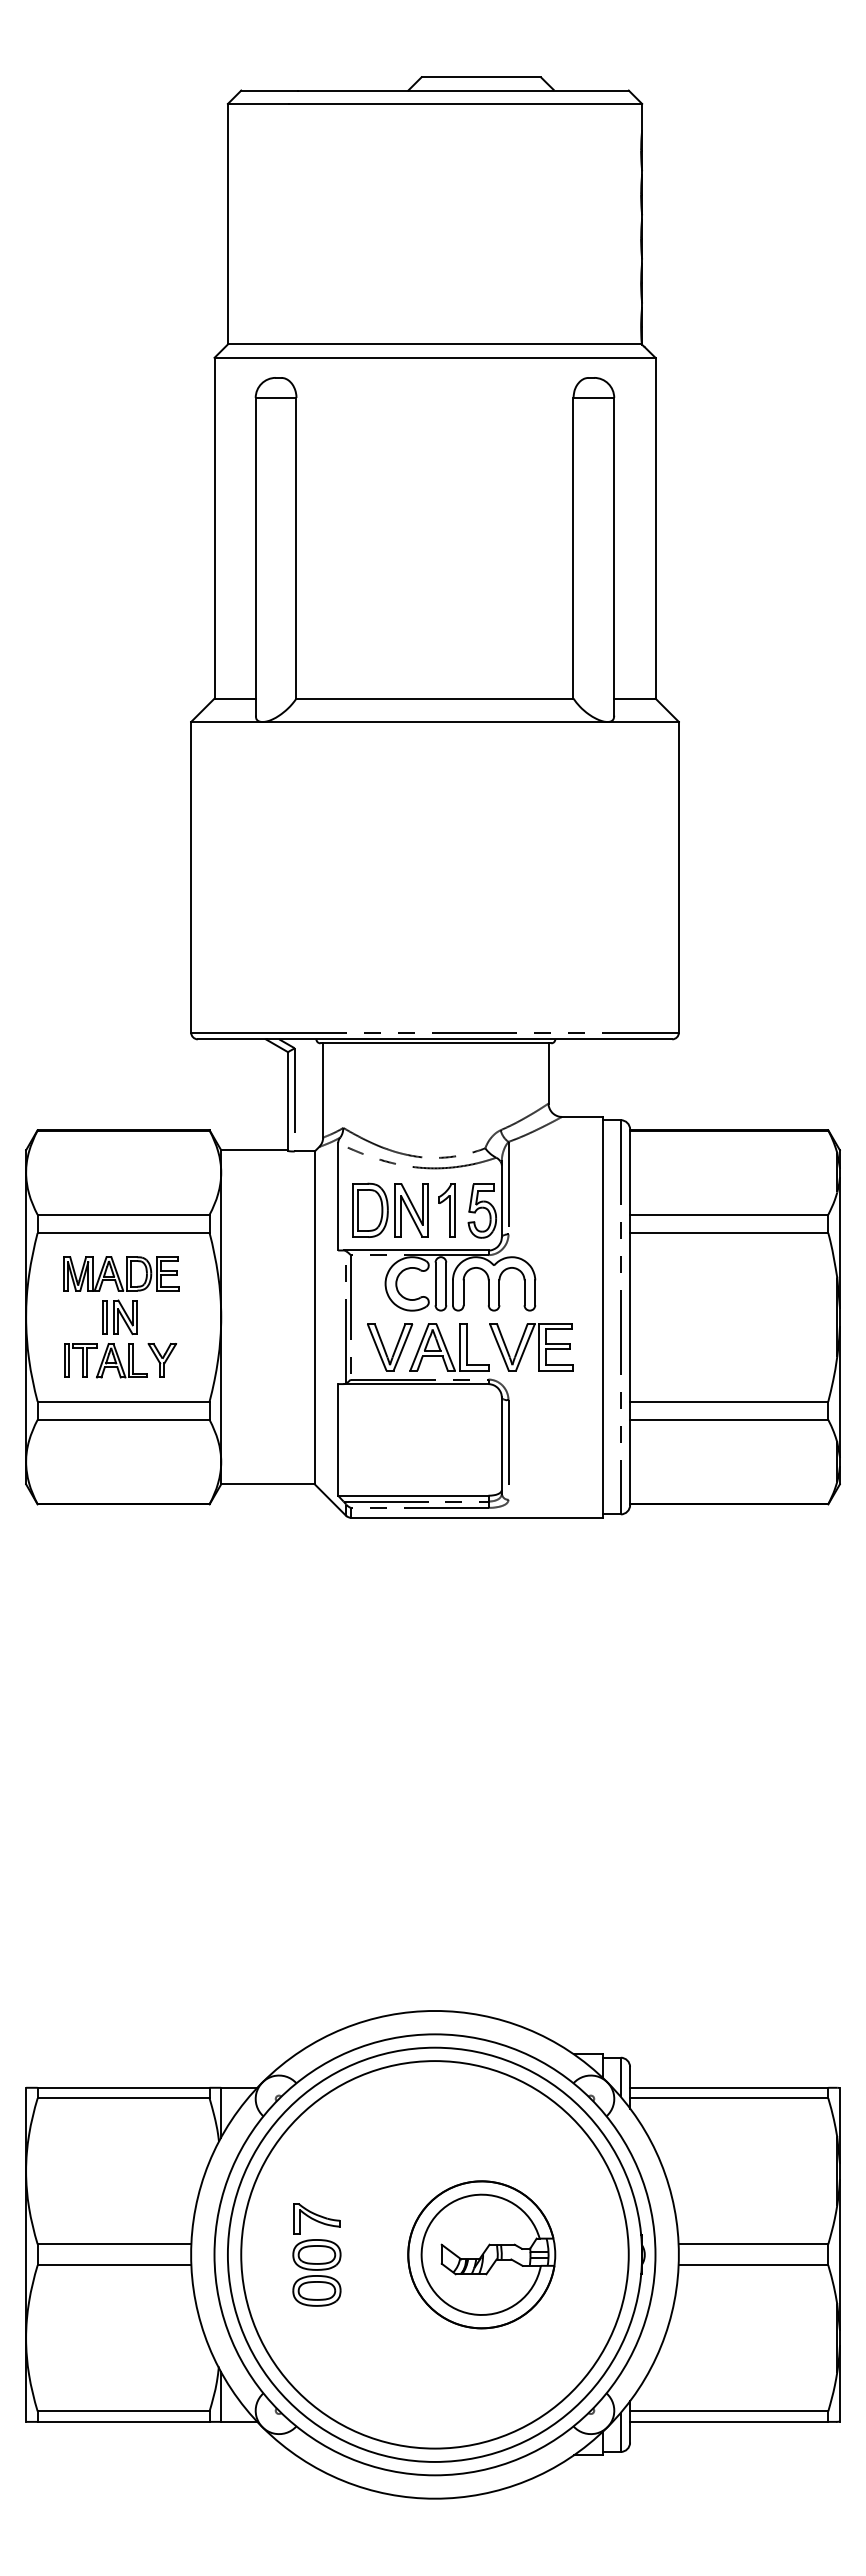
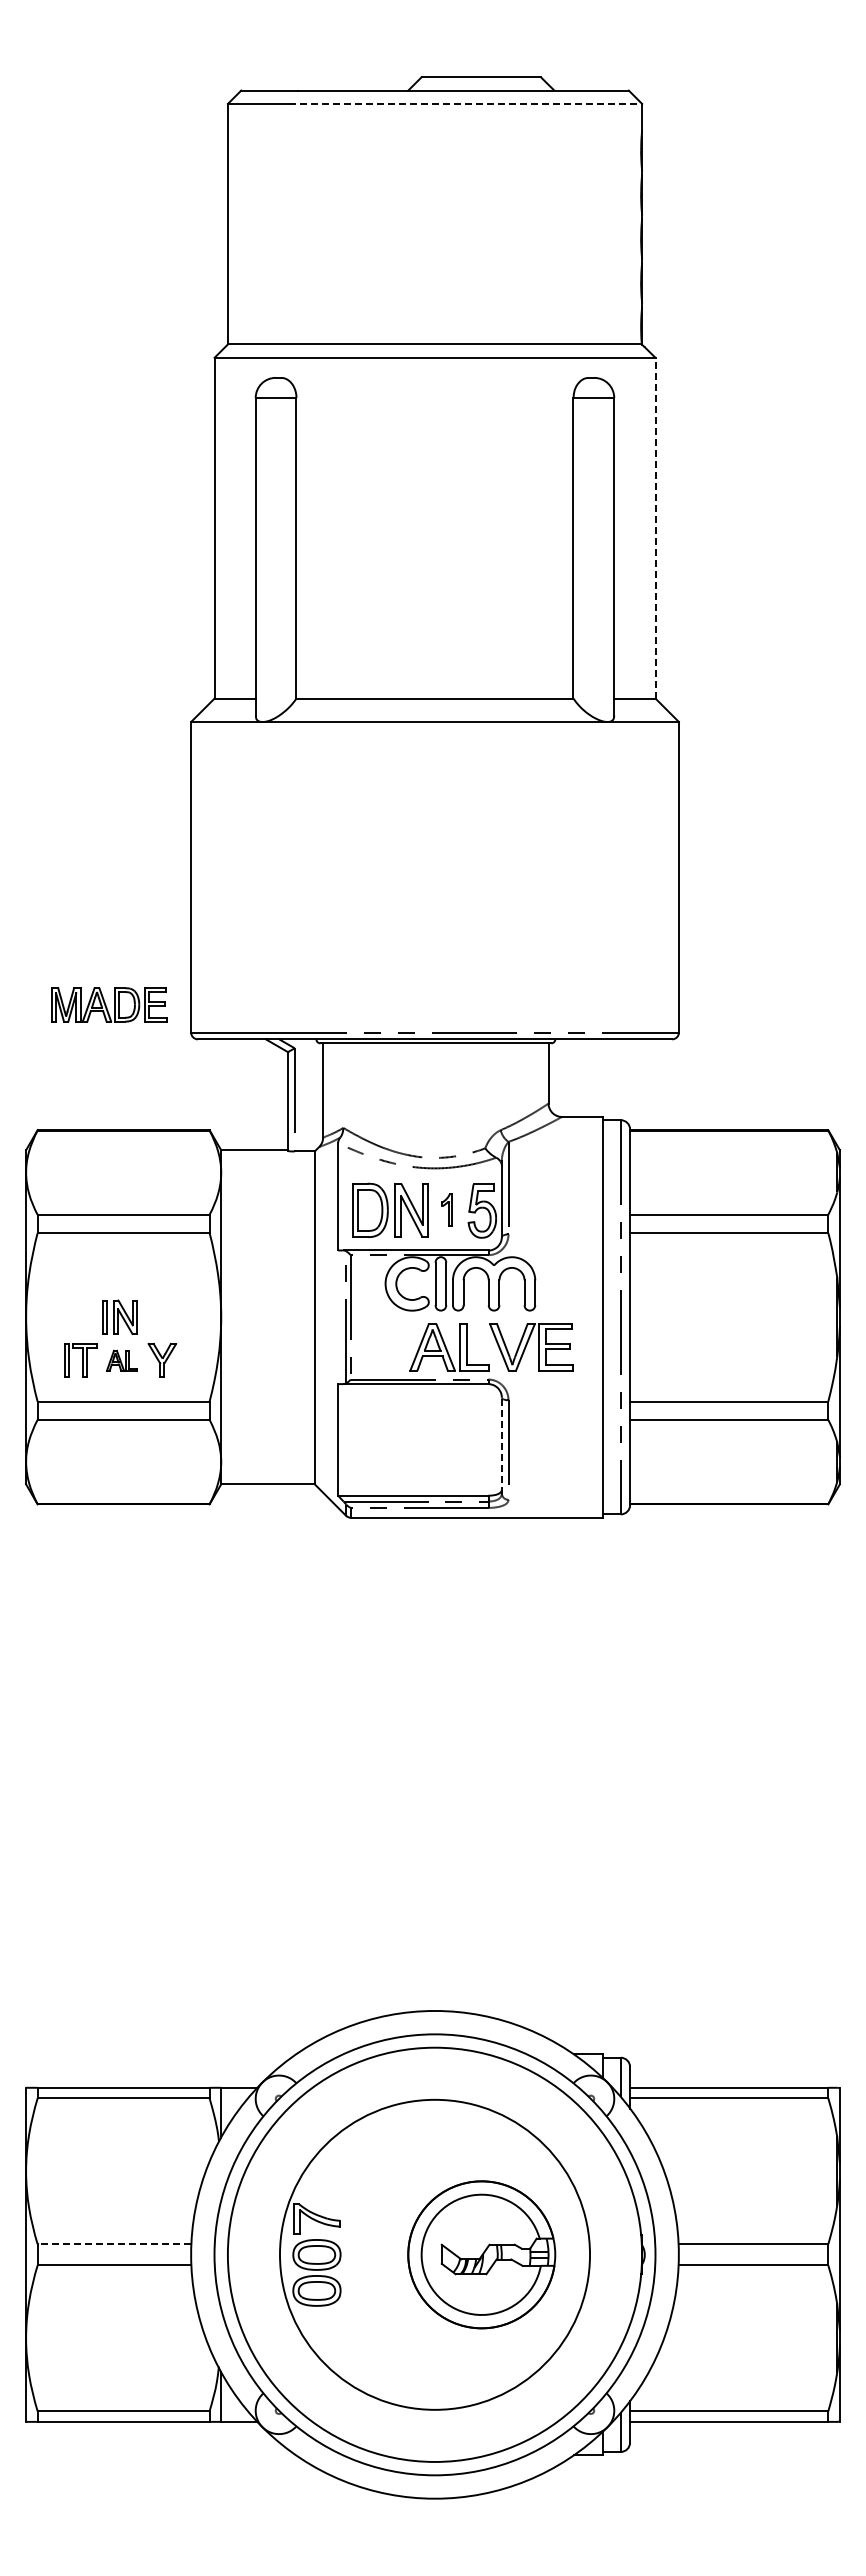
line: solid -> dashed (465, 103)
line: solid -> dashed (655, 527)
part size: 18x55 px -> 12x34 px (446, 1209)
part position: (121, 1273) -> (109, 1004) (109, 1004)
part: present -> none (390, 1347)
part size: 52x36 px -> 32x23 px (121, 1360)
line: solid -> dashed (501, 1445)
line: solid -> dashed (114, 2244)
circle diameter: 388 px -> 310 px (434, 2254)
